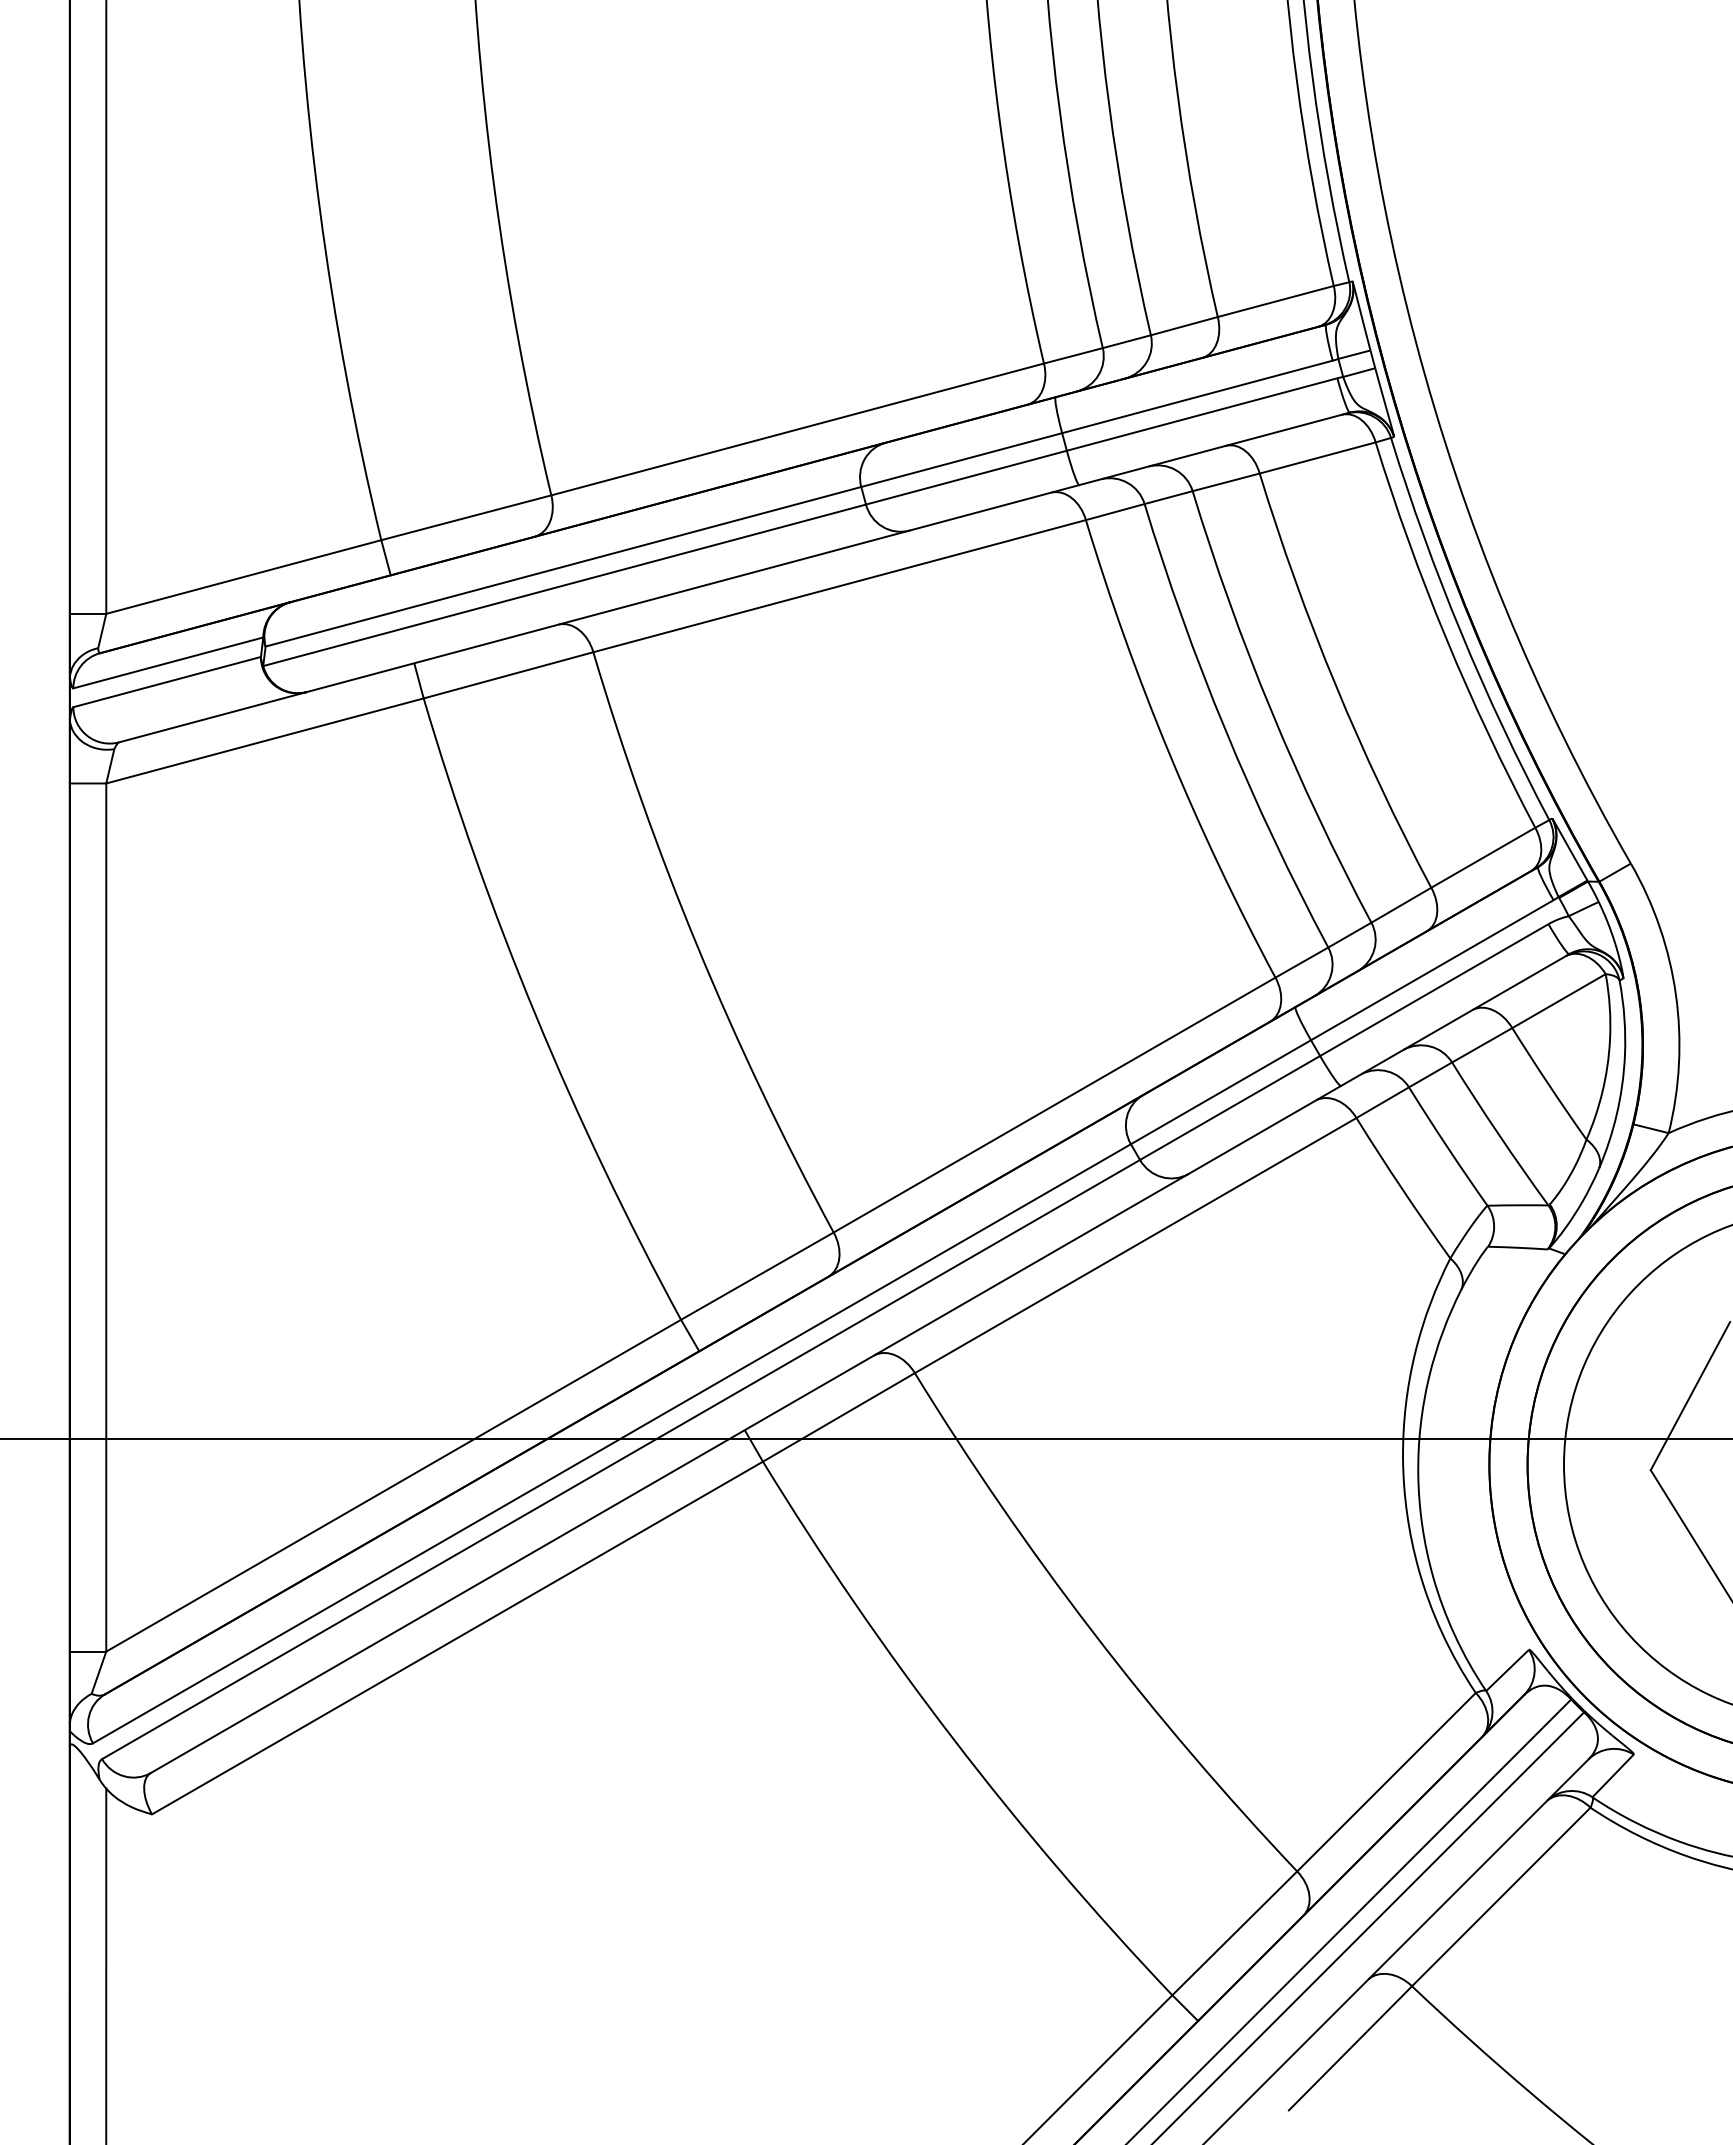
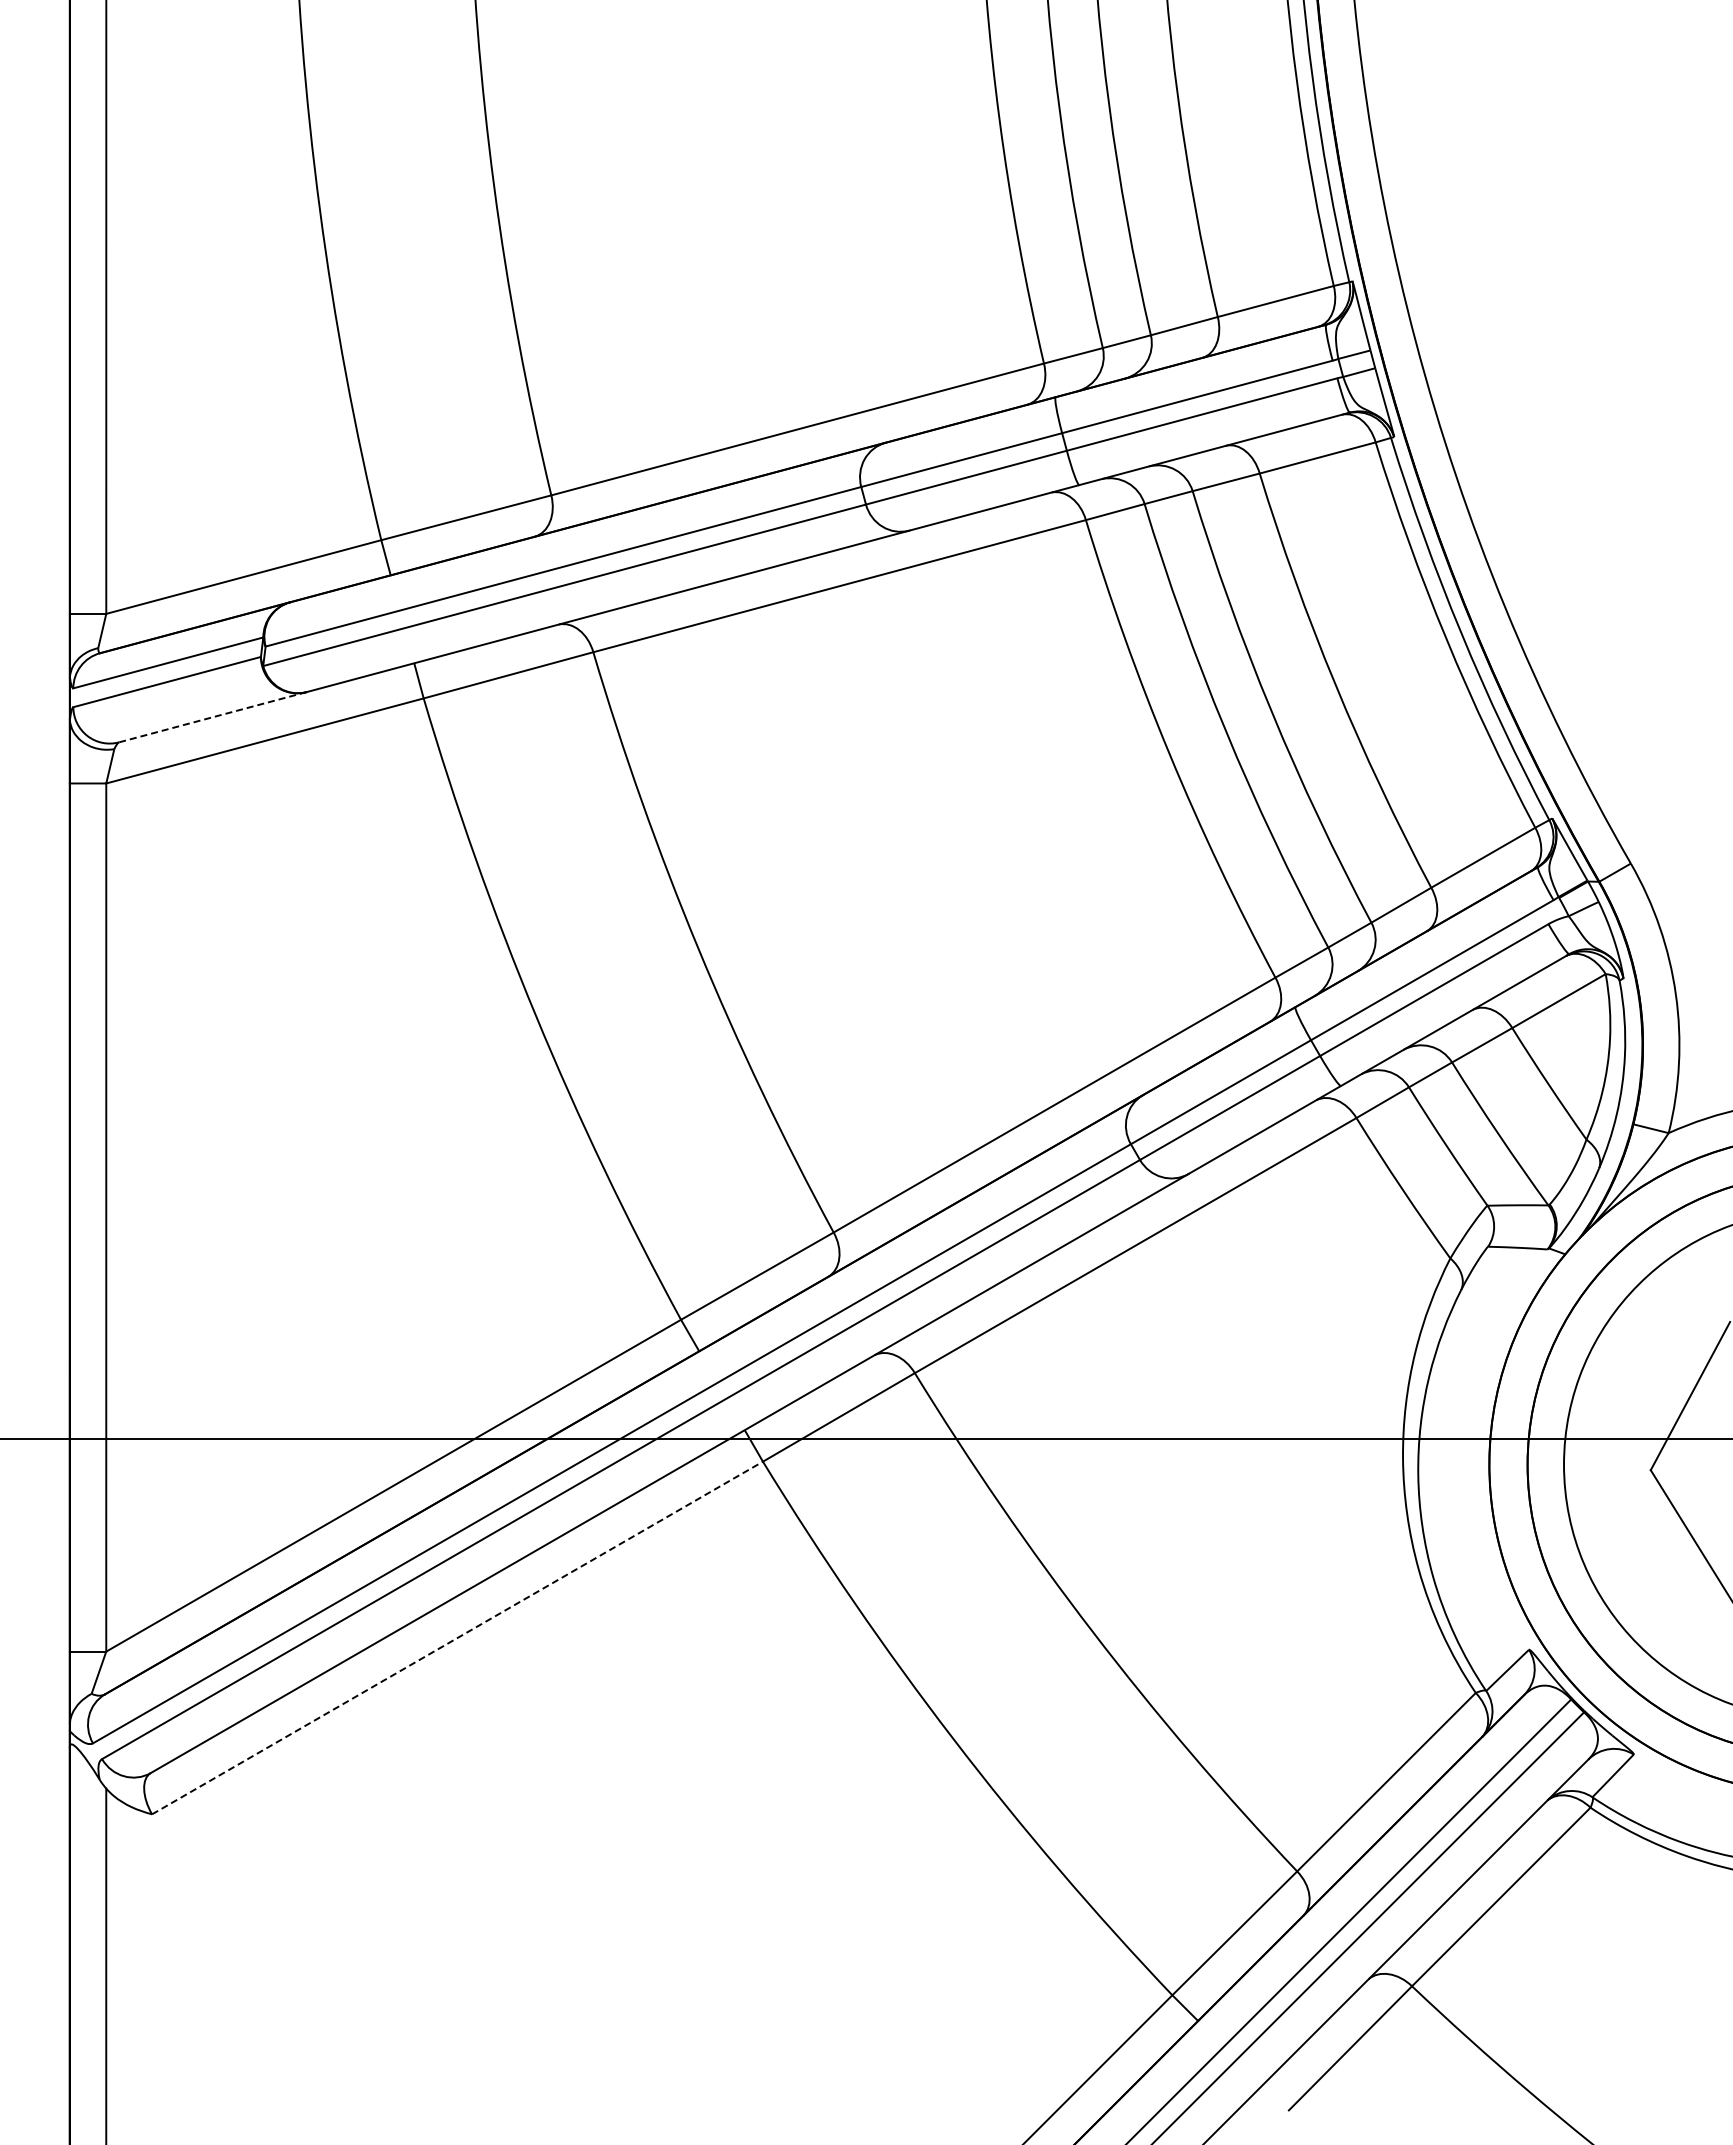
line: solid -> dashed (212, 717)
line: solid -> dashed (457, 1638)
